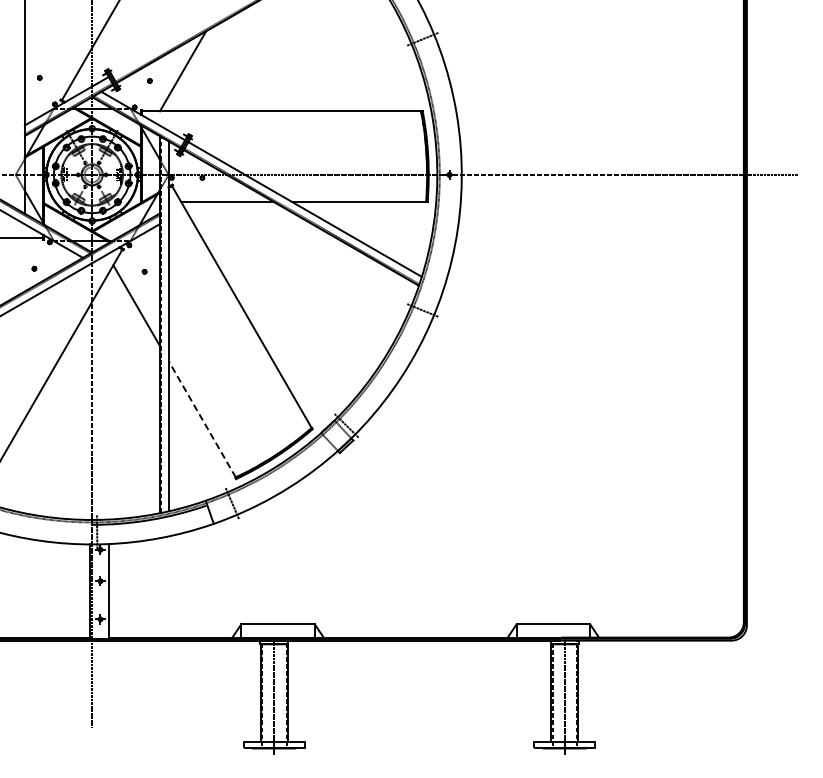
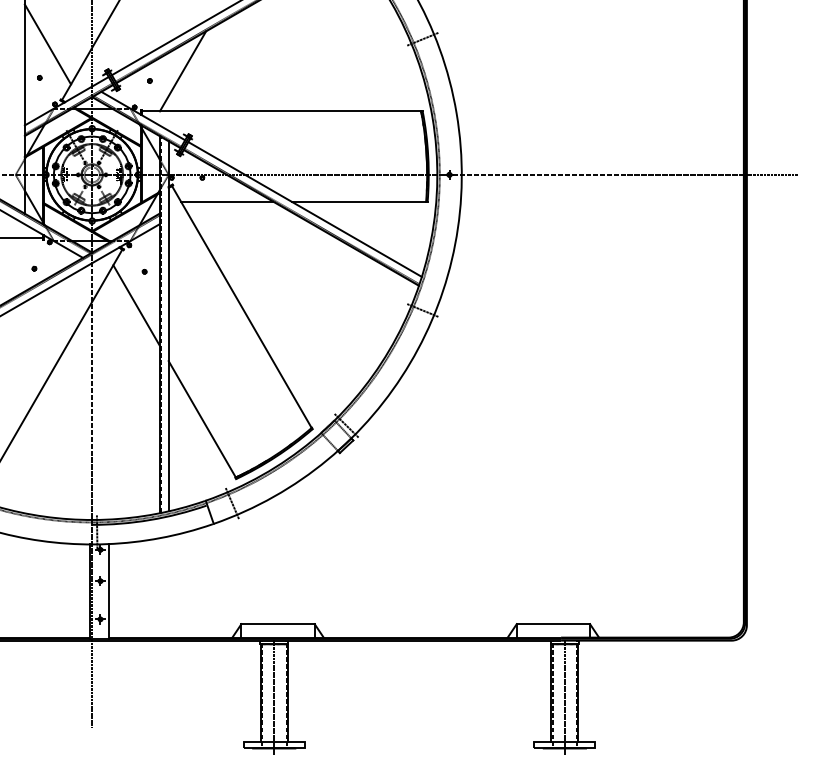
line: none -> present (174, 38)
line: none -> present (47, 44)
line: dashed -> solid (202, 418)
